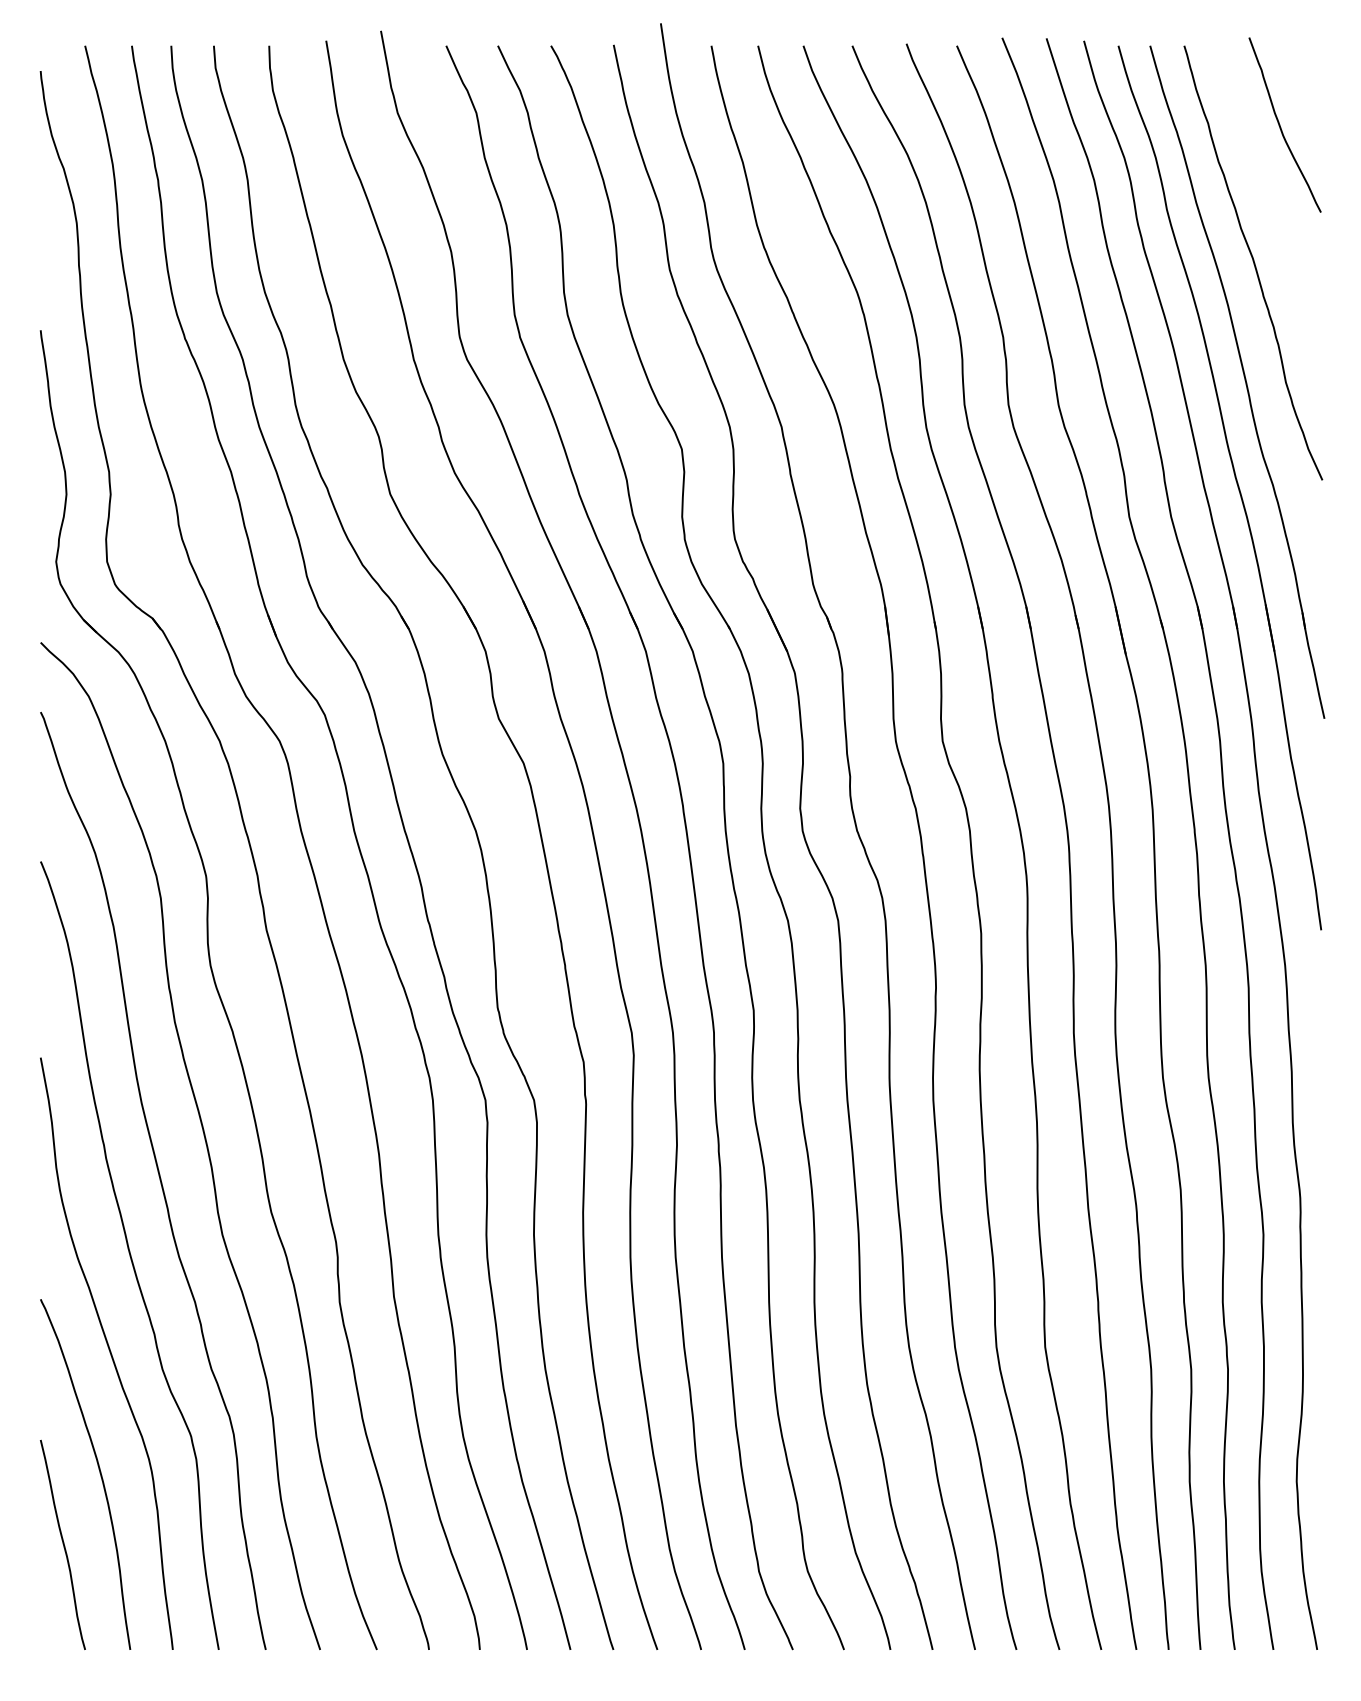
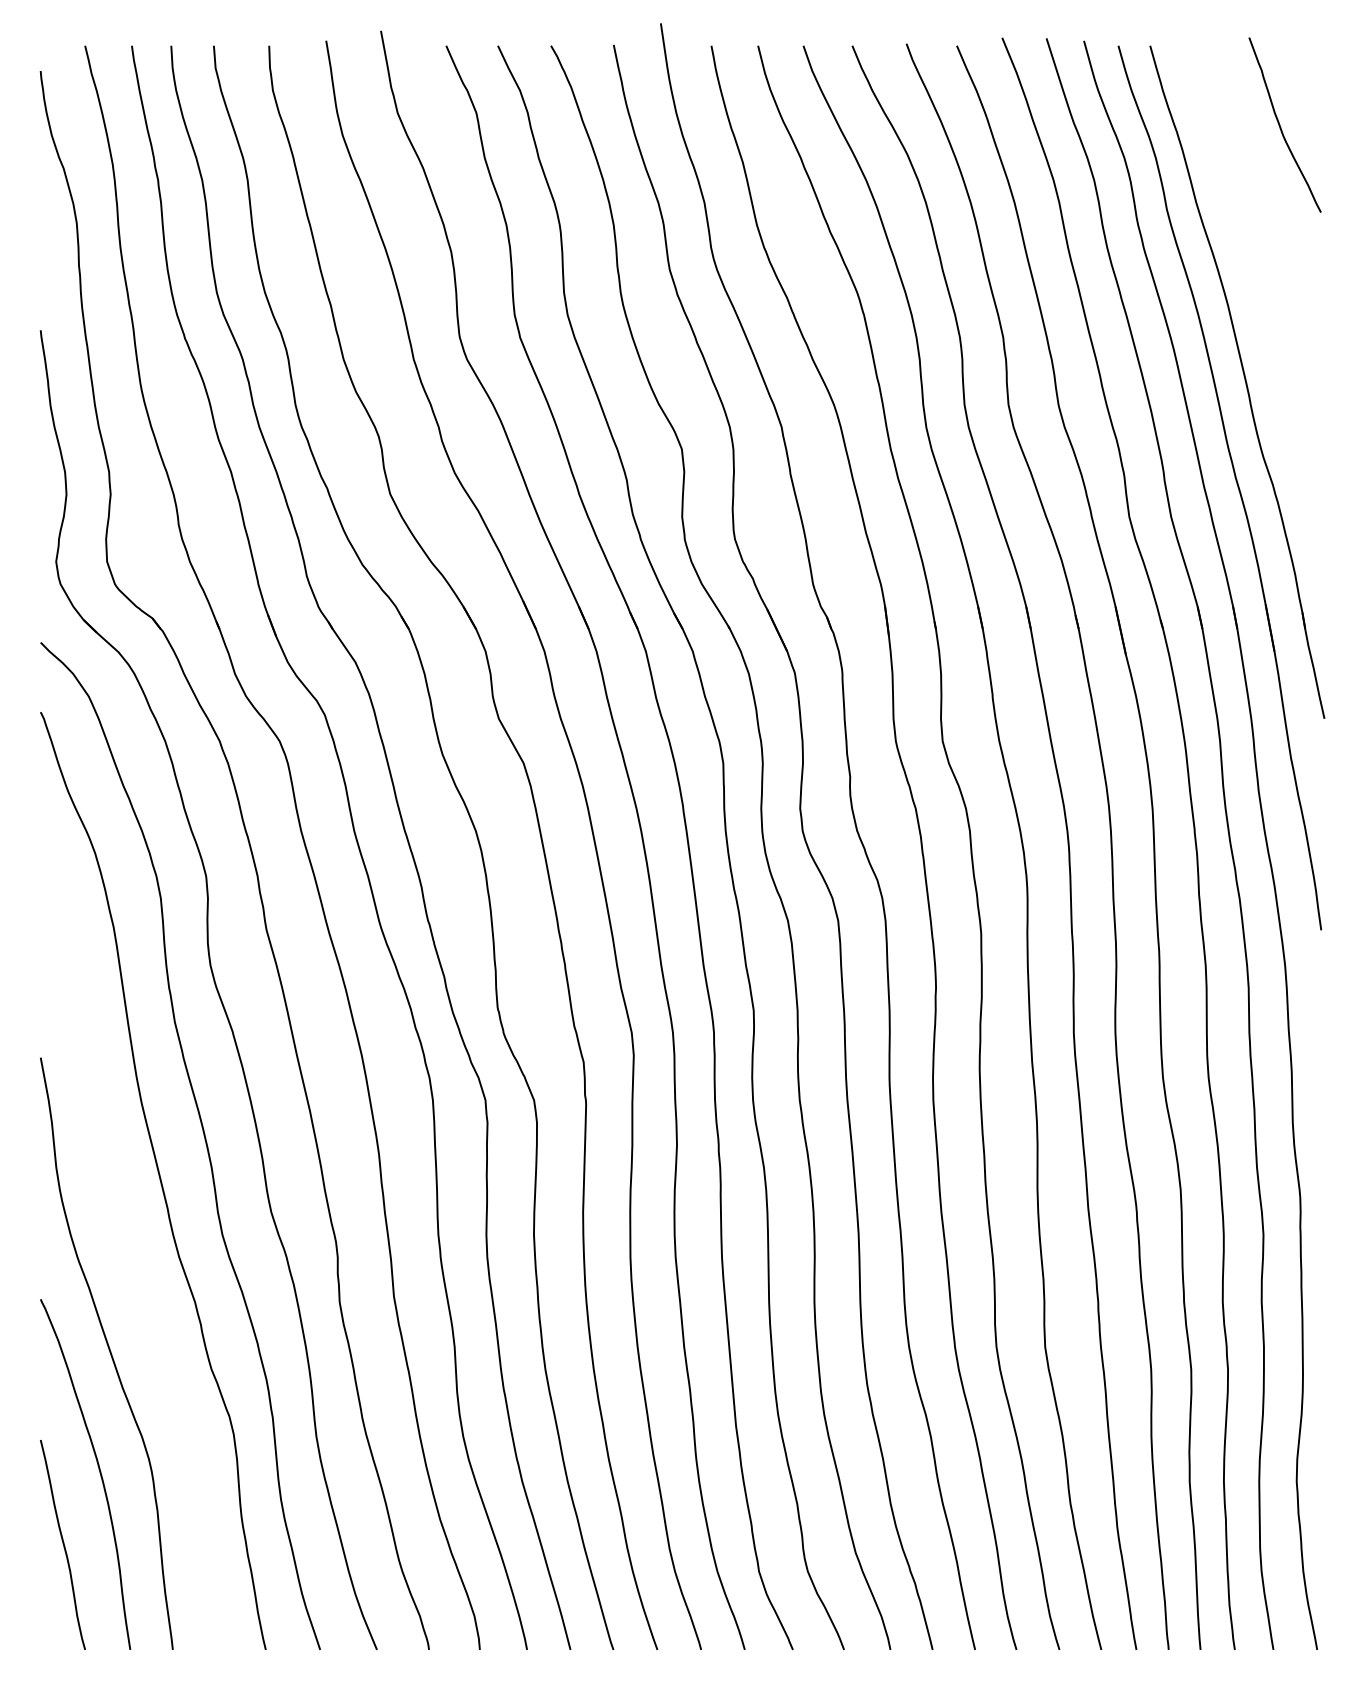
curve: present -> none (1253, 262)
curve: present -> none (129, 1255)
